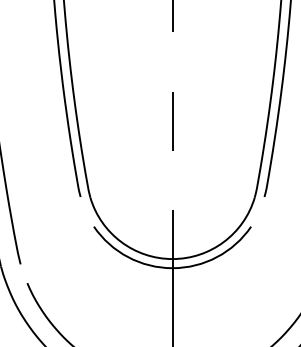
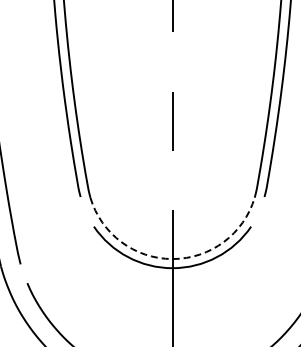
arc: solid -> dashed (172, 259)
